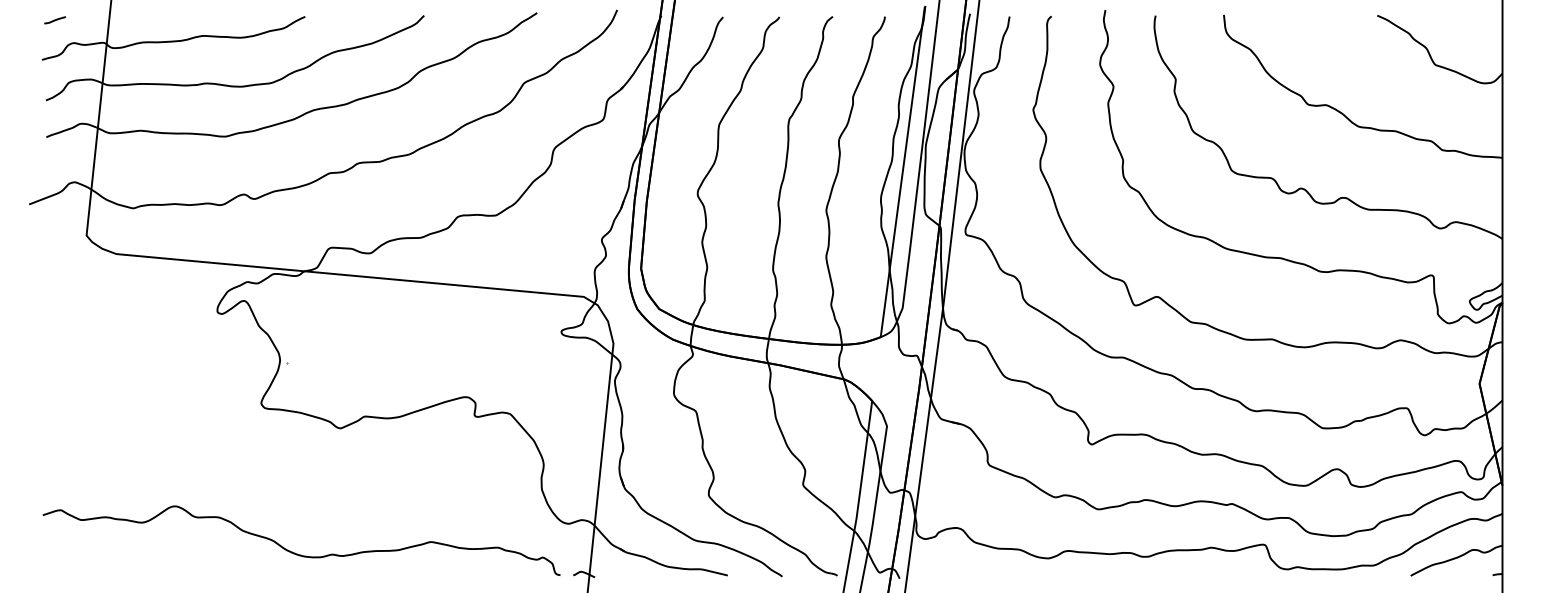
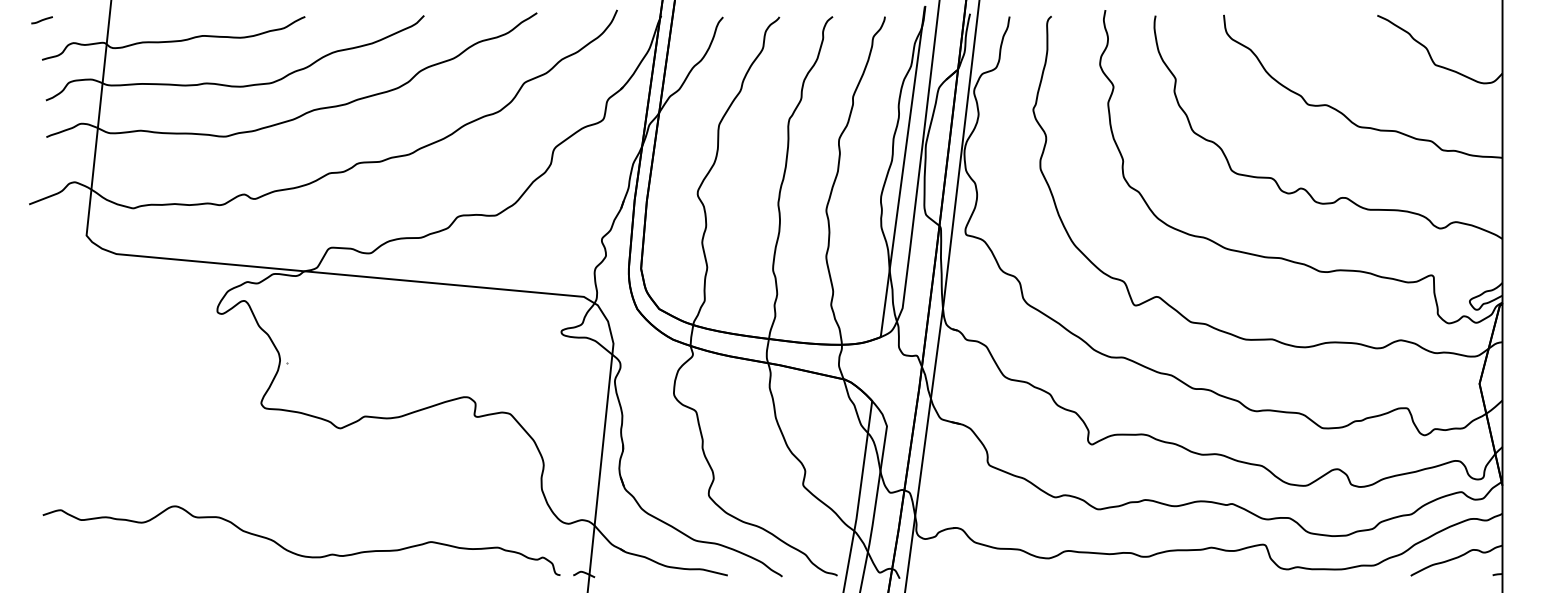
line position: (54, 20) -> (41, 20) (41, 20)
